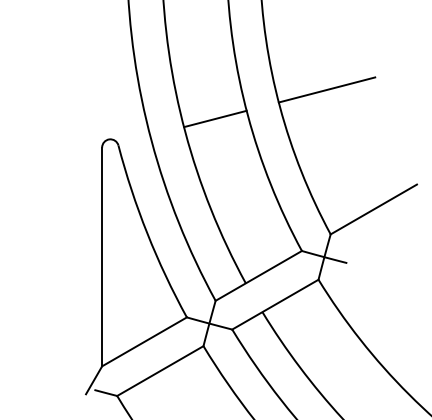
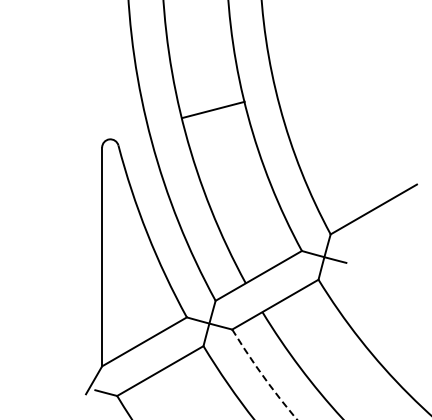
line: present -> none (326, 89)
line position: (215, 118) -> (213, 109) (213, 109)
arc: solid -> dashed (263, 376)
